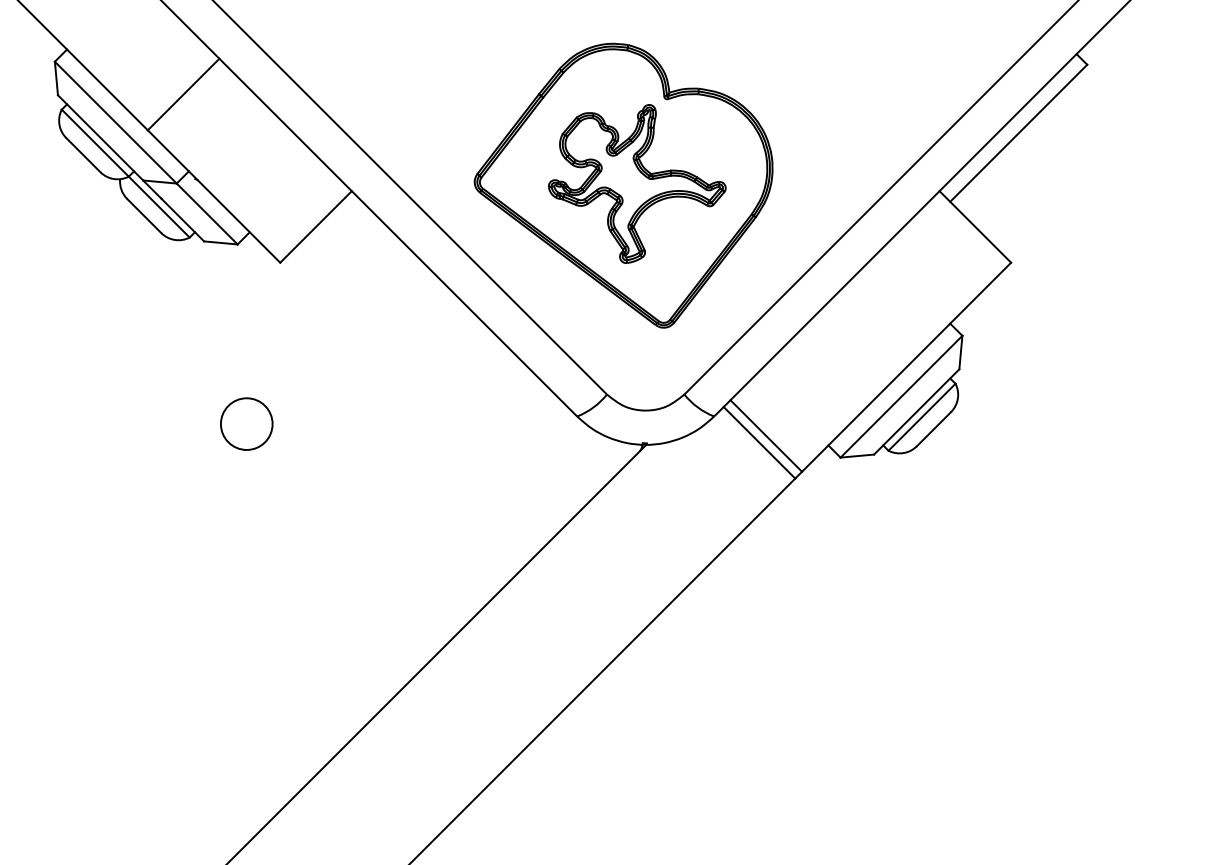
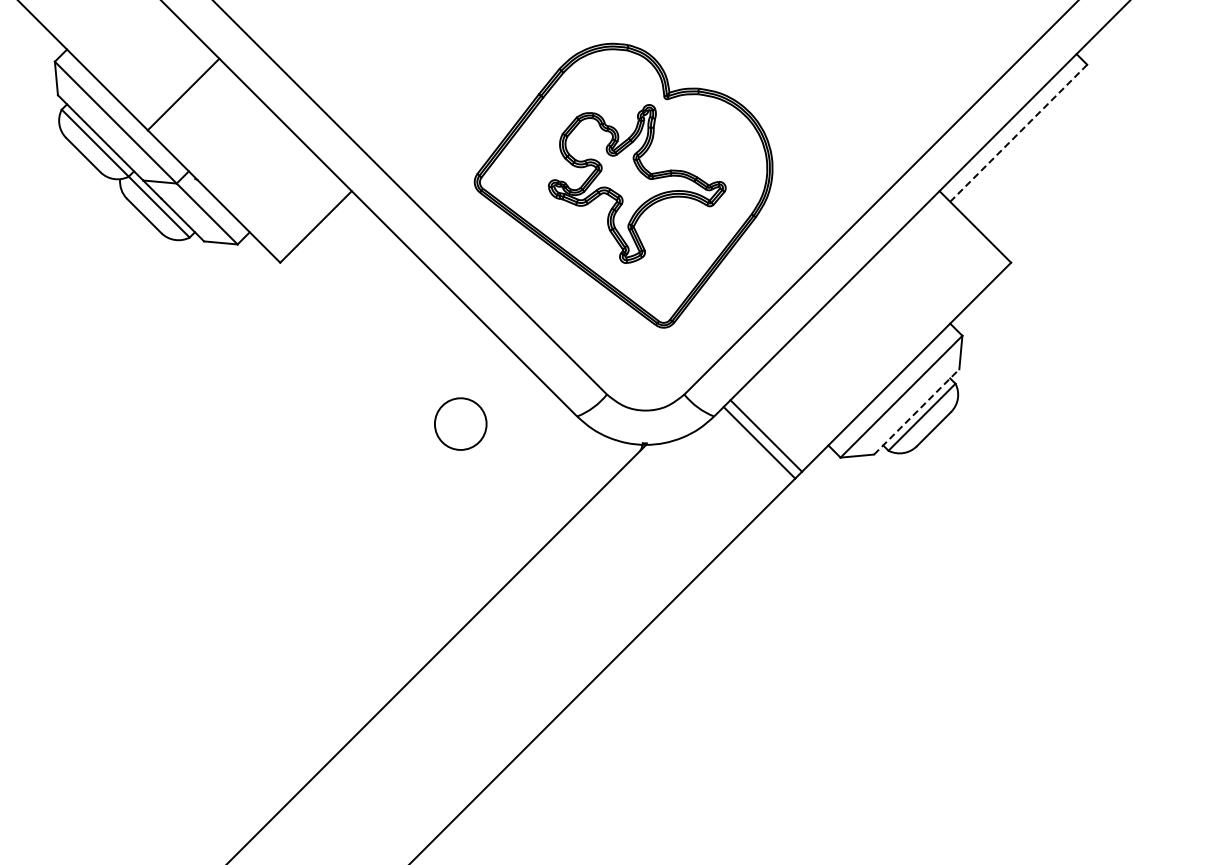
line: solid -> dashed (1018, 133)
line: solid -> dashed (917, 411)
circle position: (246, 423) -> (460, 423) (460, 423)
